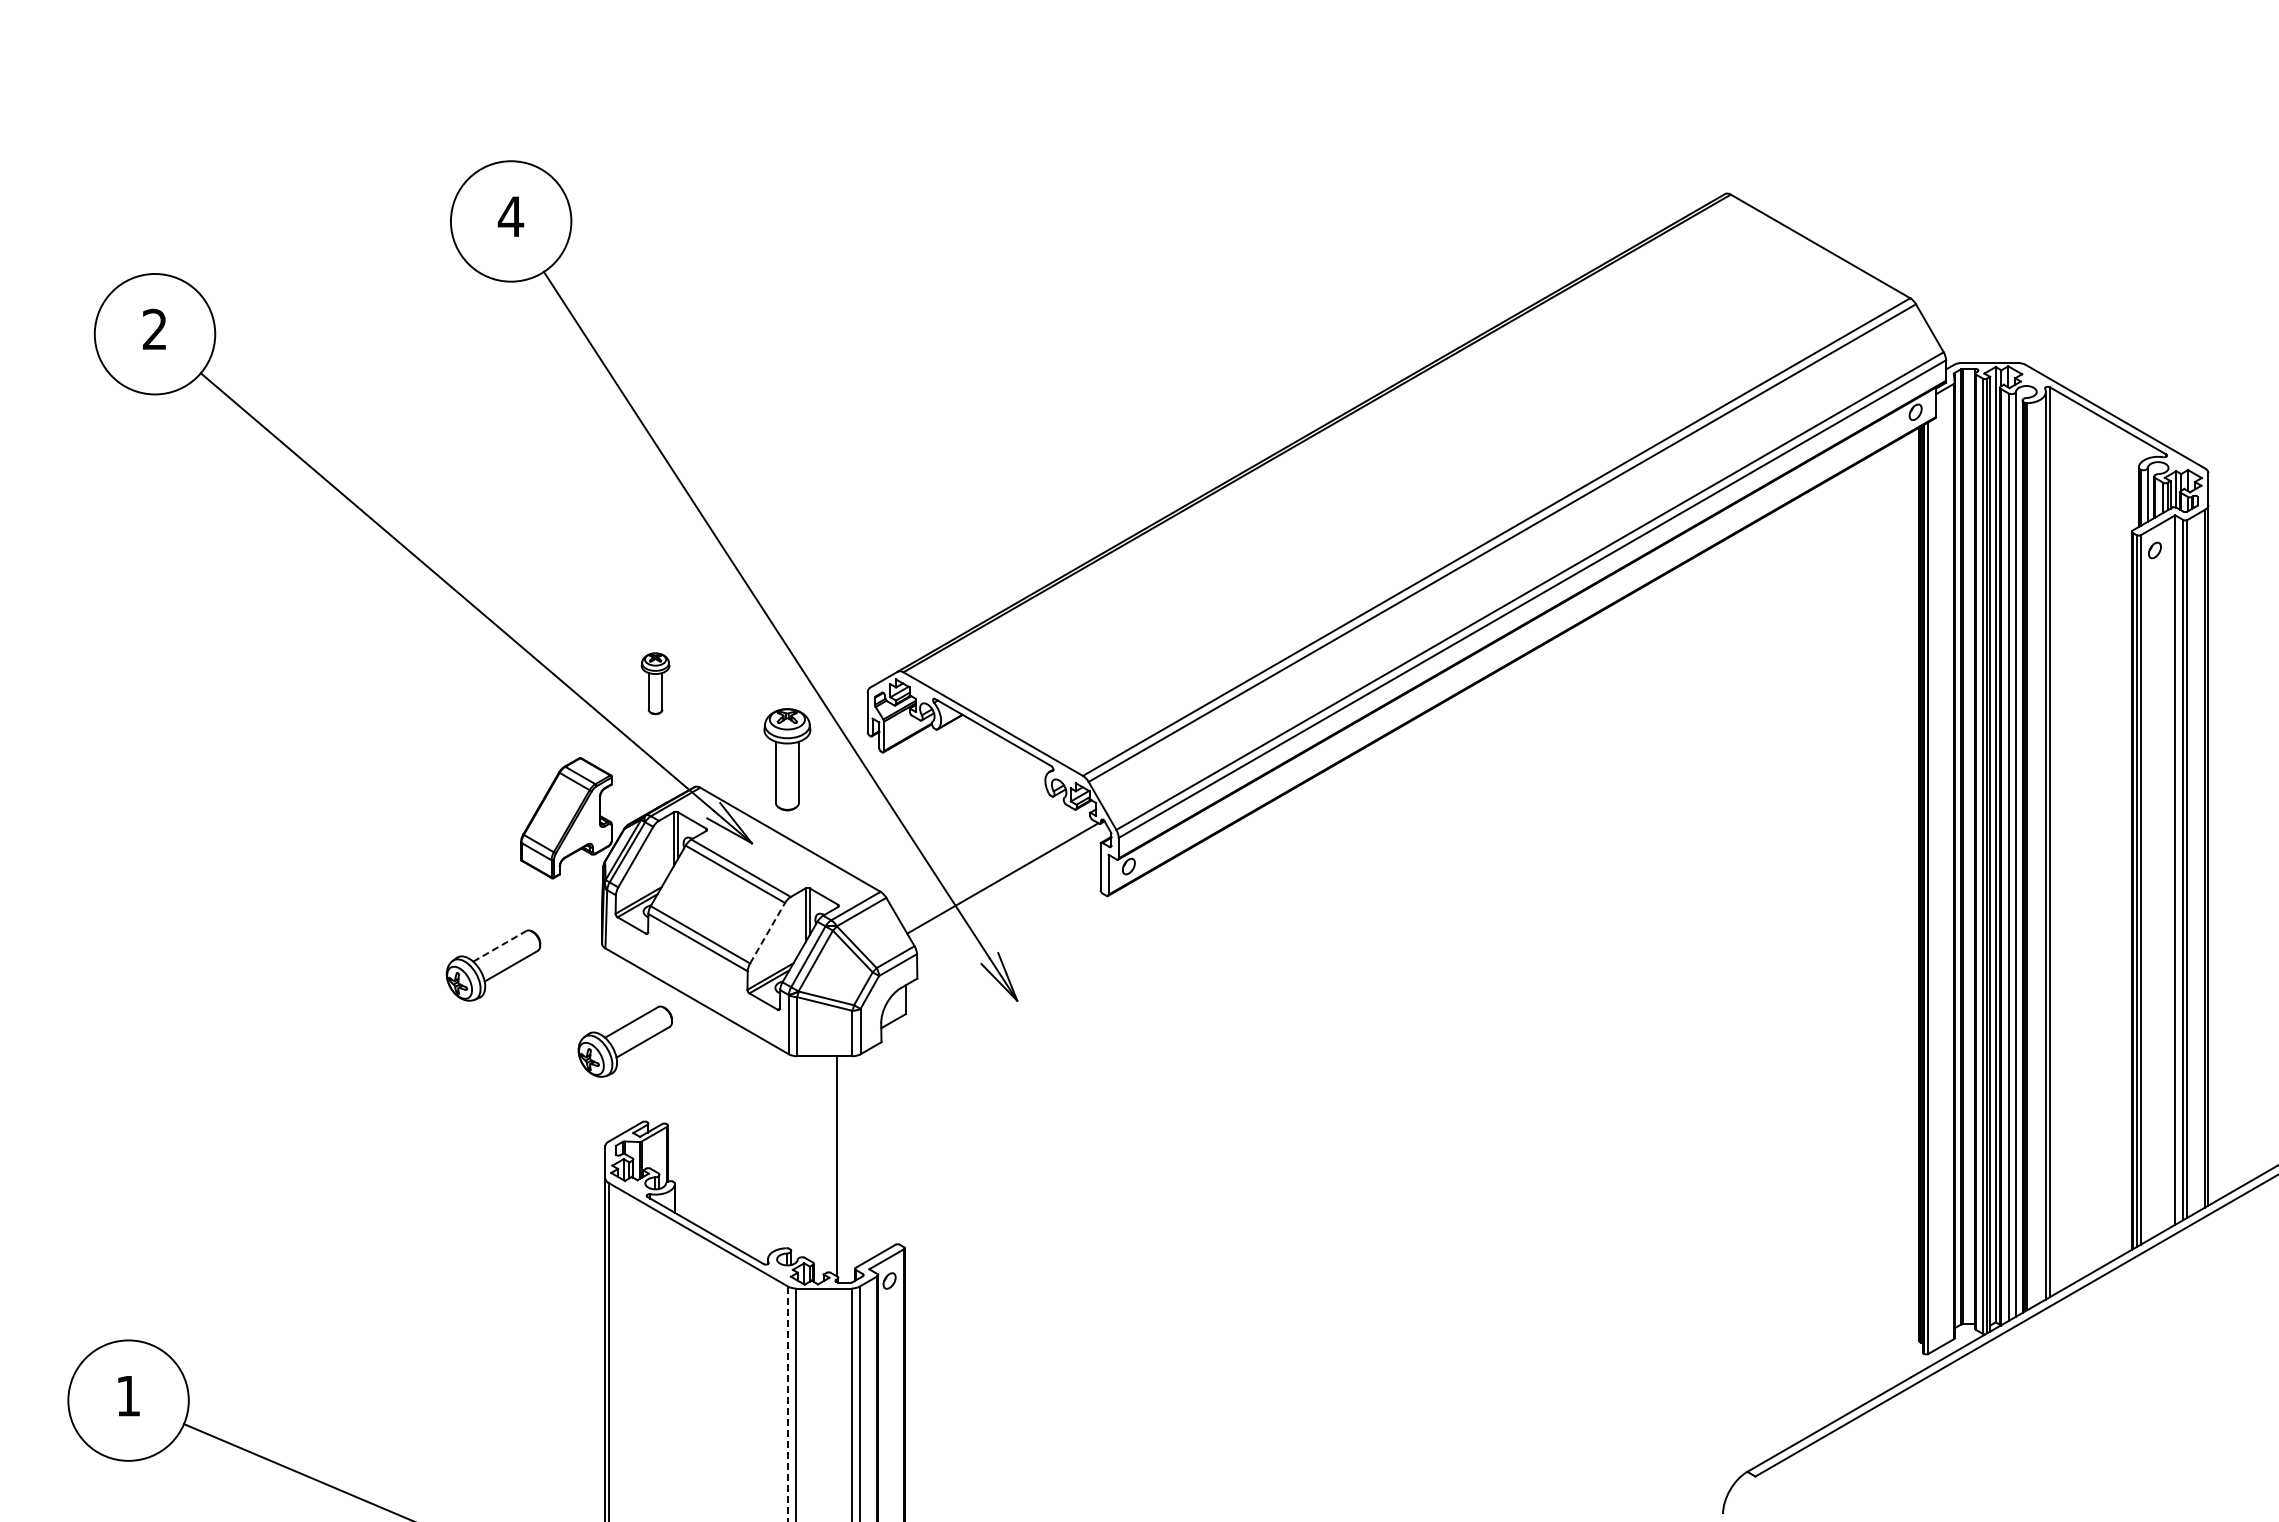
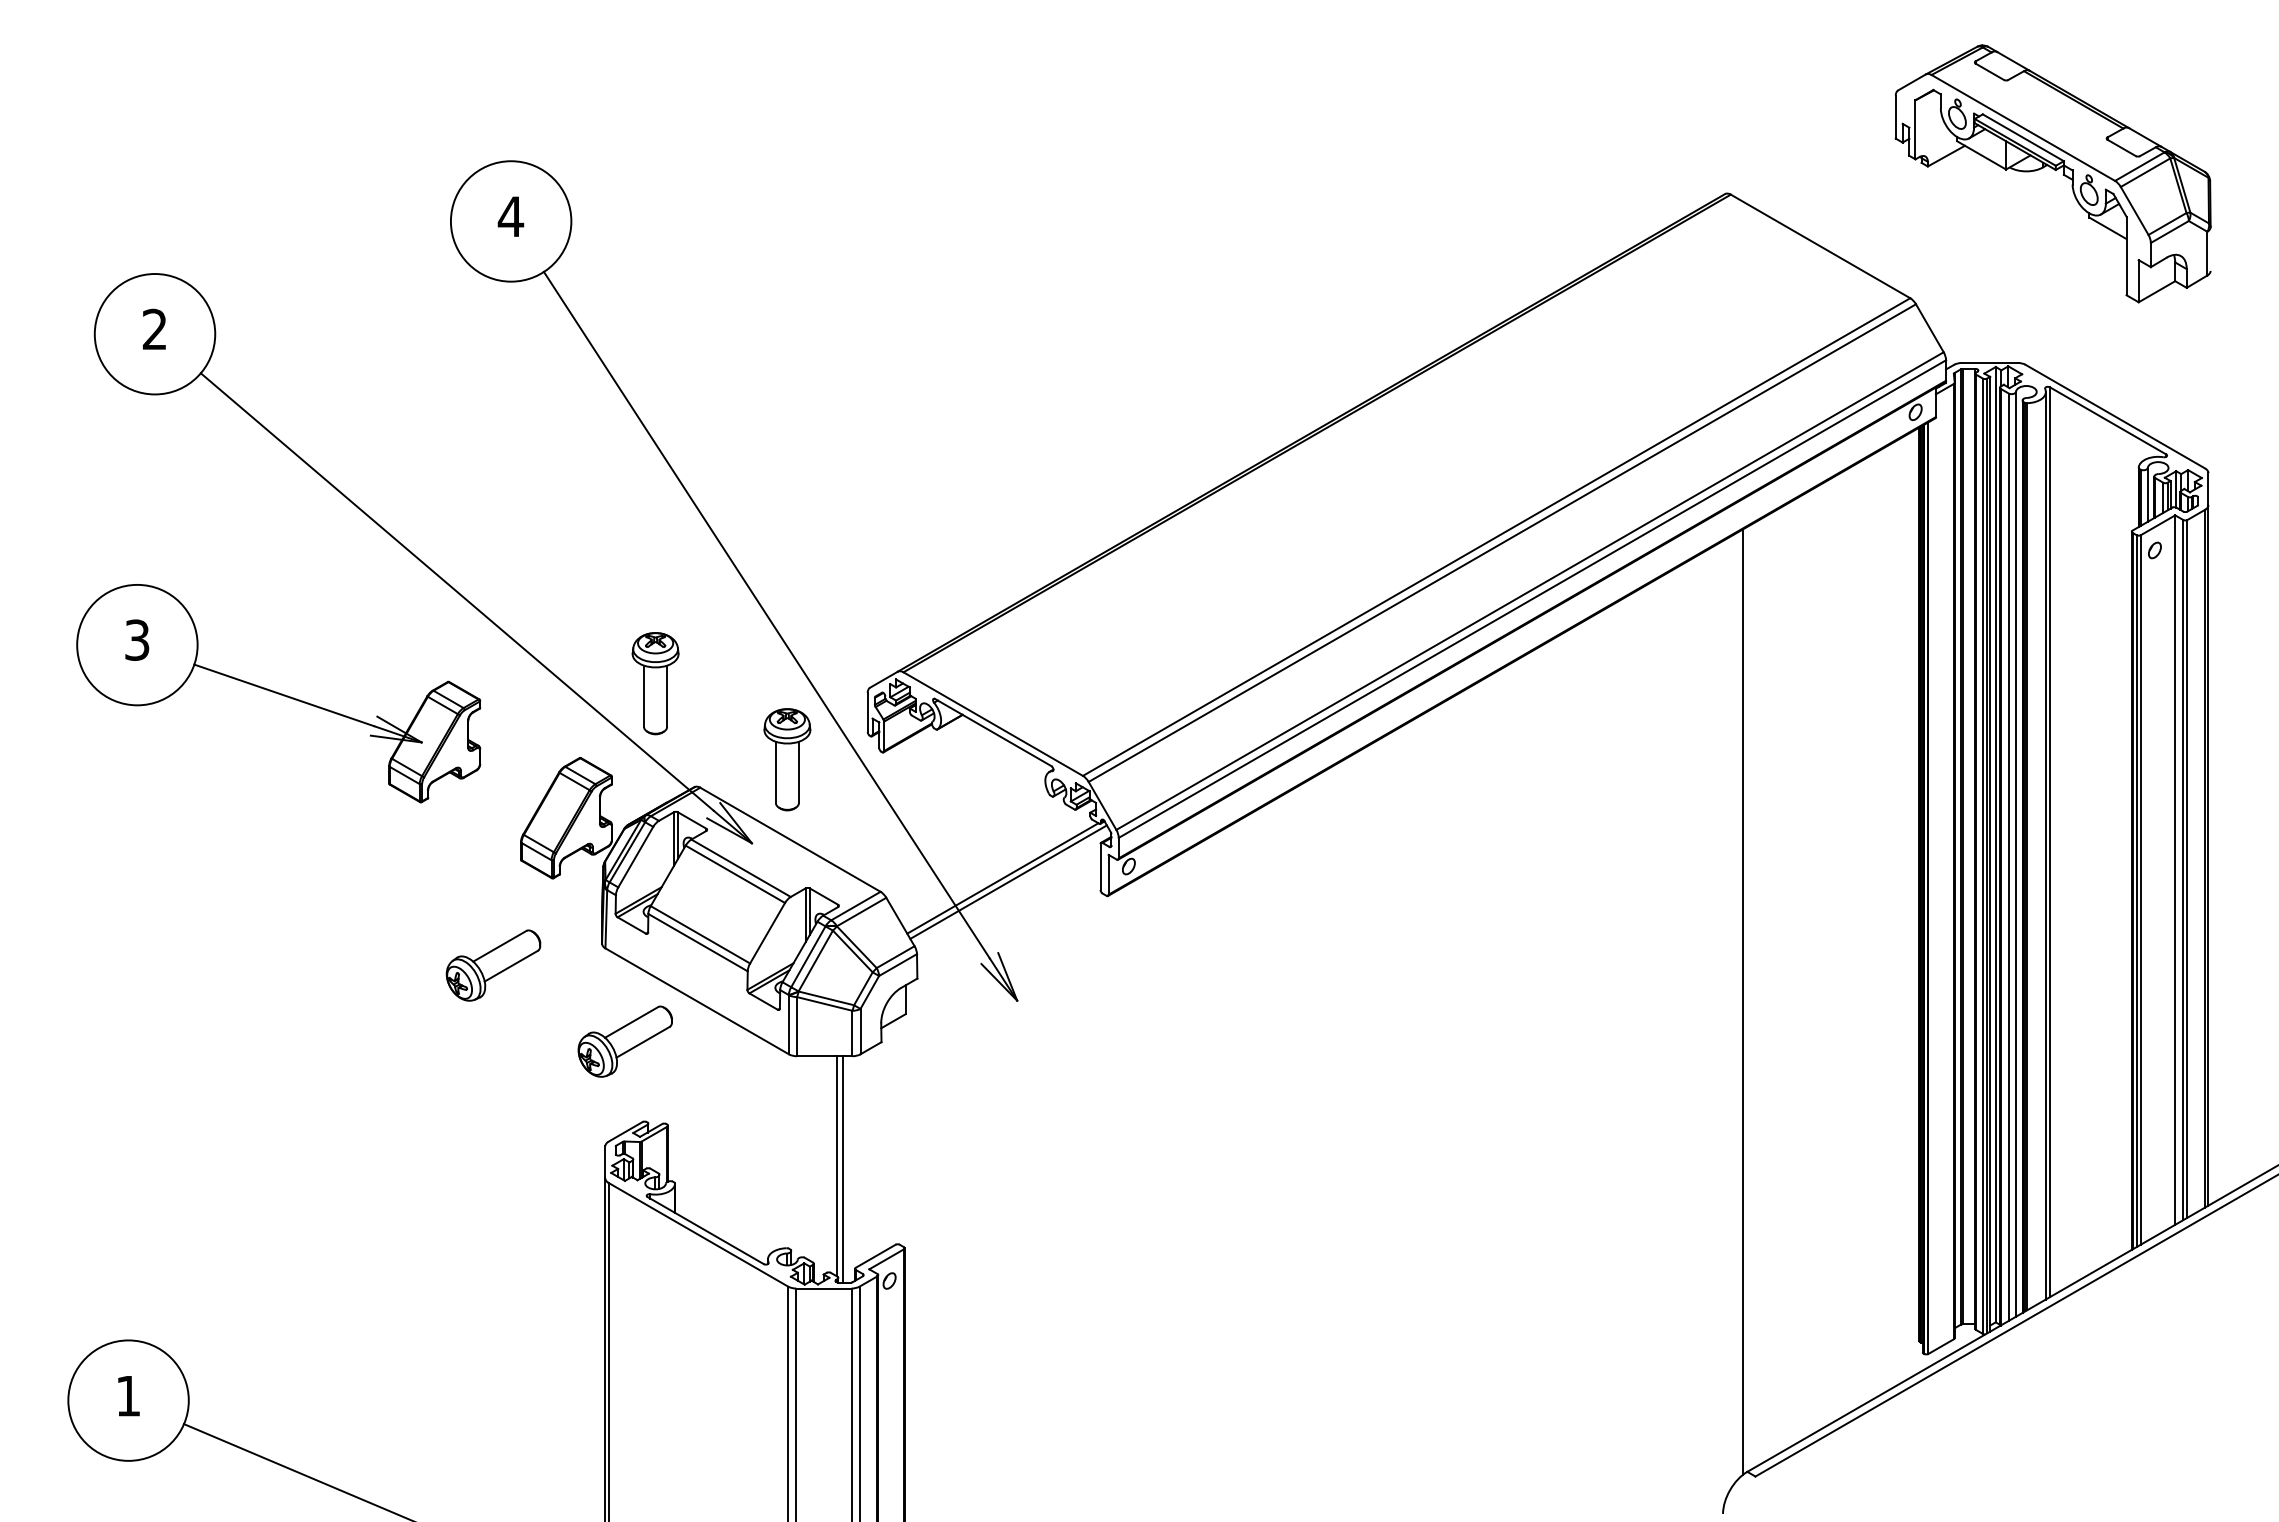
part: none -> present (2052, 173)
part size: 31x64 px -> 49x104 px (655, 683)
part: none -> present (278, 693)
line: none -> present (1008, 881)
line: dashed -> solid (767, 933)
line: dashed -> solid (499, 946)
line: none -> present (1742, 1001)
line: none -> present (842, 1169)
line: dashed -> solid (788, 1404)
